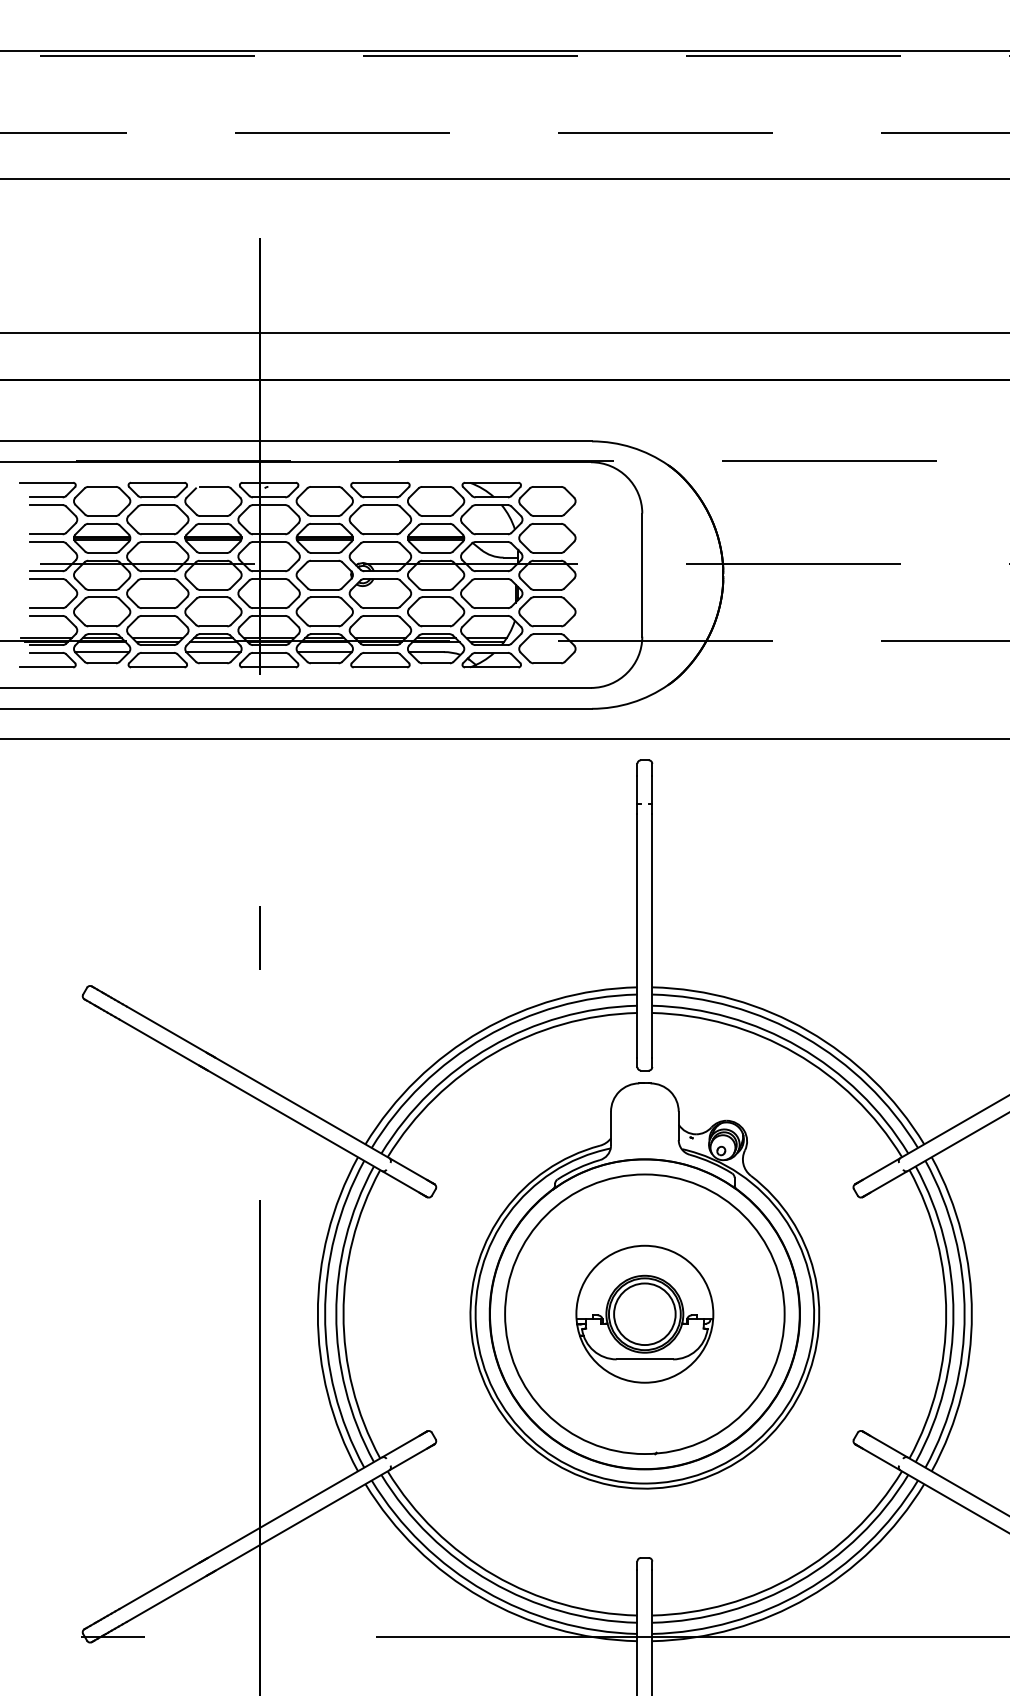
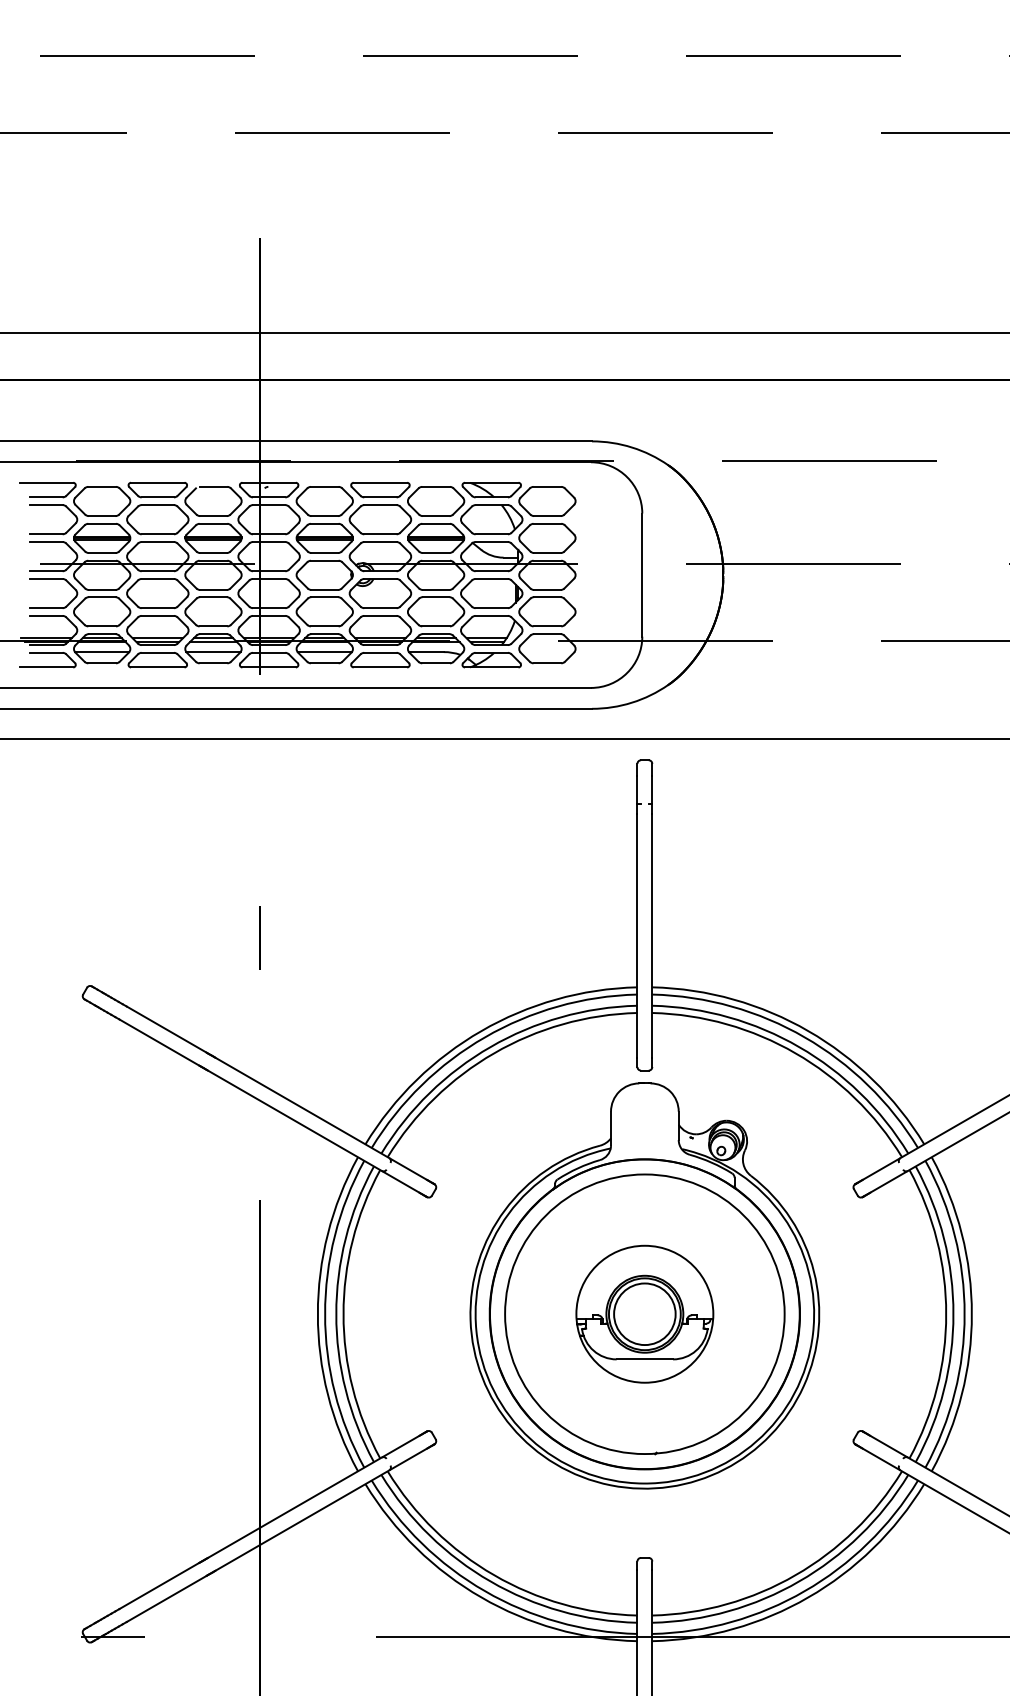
line: present -> none (504, 50)
line: present -> none (504, 179)
